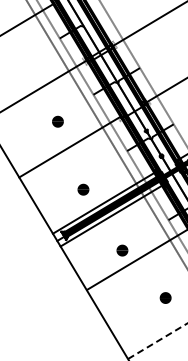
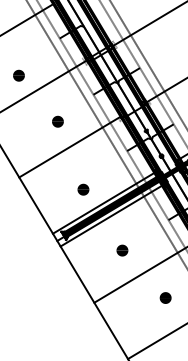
line: none -> present (147, 63)
part: none -> present (18, 75)
line position: (135, 260) -> (139, 275) (139, 275)
line: dashed -> solid (157, 341)
